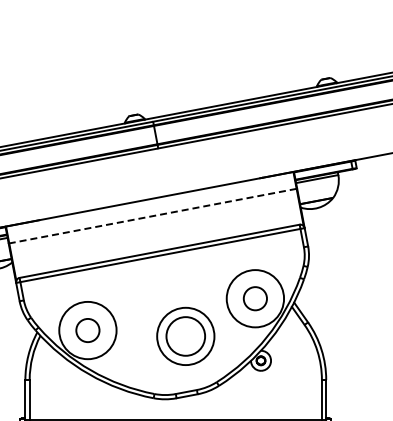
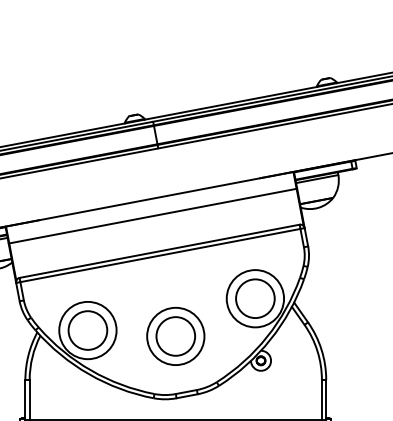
line: dashed -> solid (152, 216)
circle diameter: 23 px -> 39 px (255, 298)
circle diameter: 23 px -> 39 px (87, 330)
part position: (185, 335) -> (175, 335) (175, 335)
